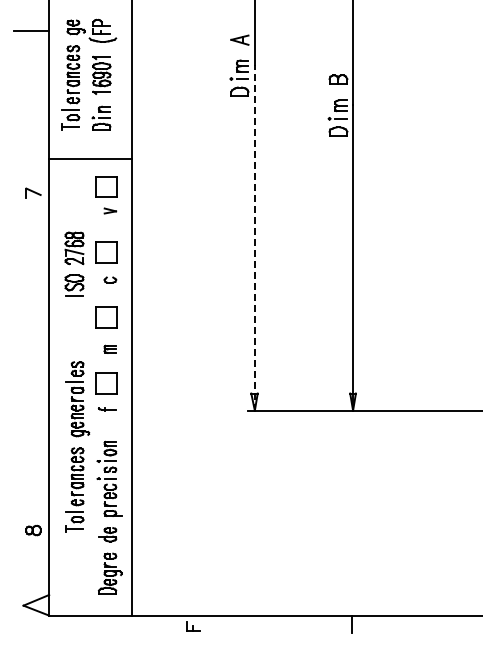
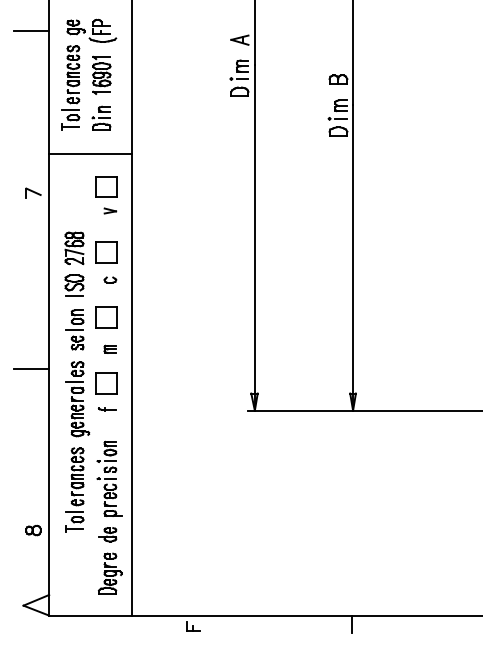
line position: (90, 158) -> (90, 153) (90, 153)
line: dashed -> solid (254, 238)
part: none -> present (74, 329)
line: none -> present (31, 368)
